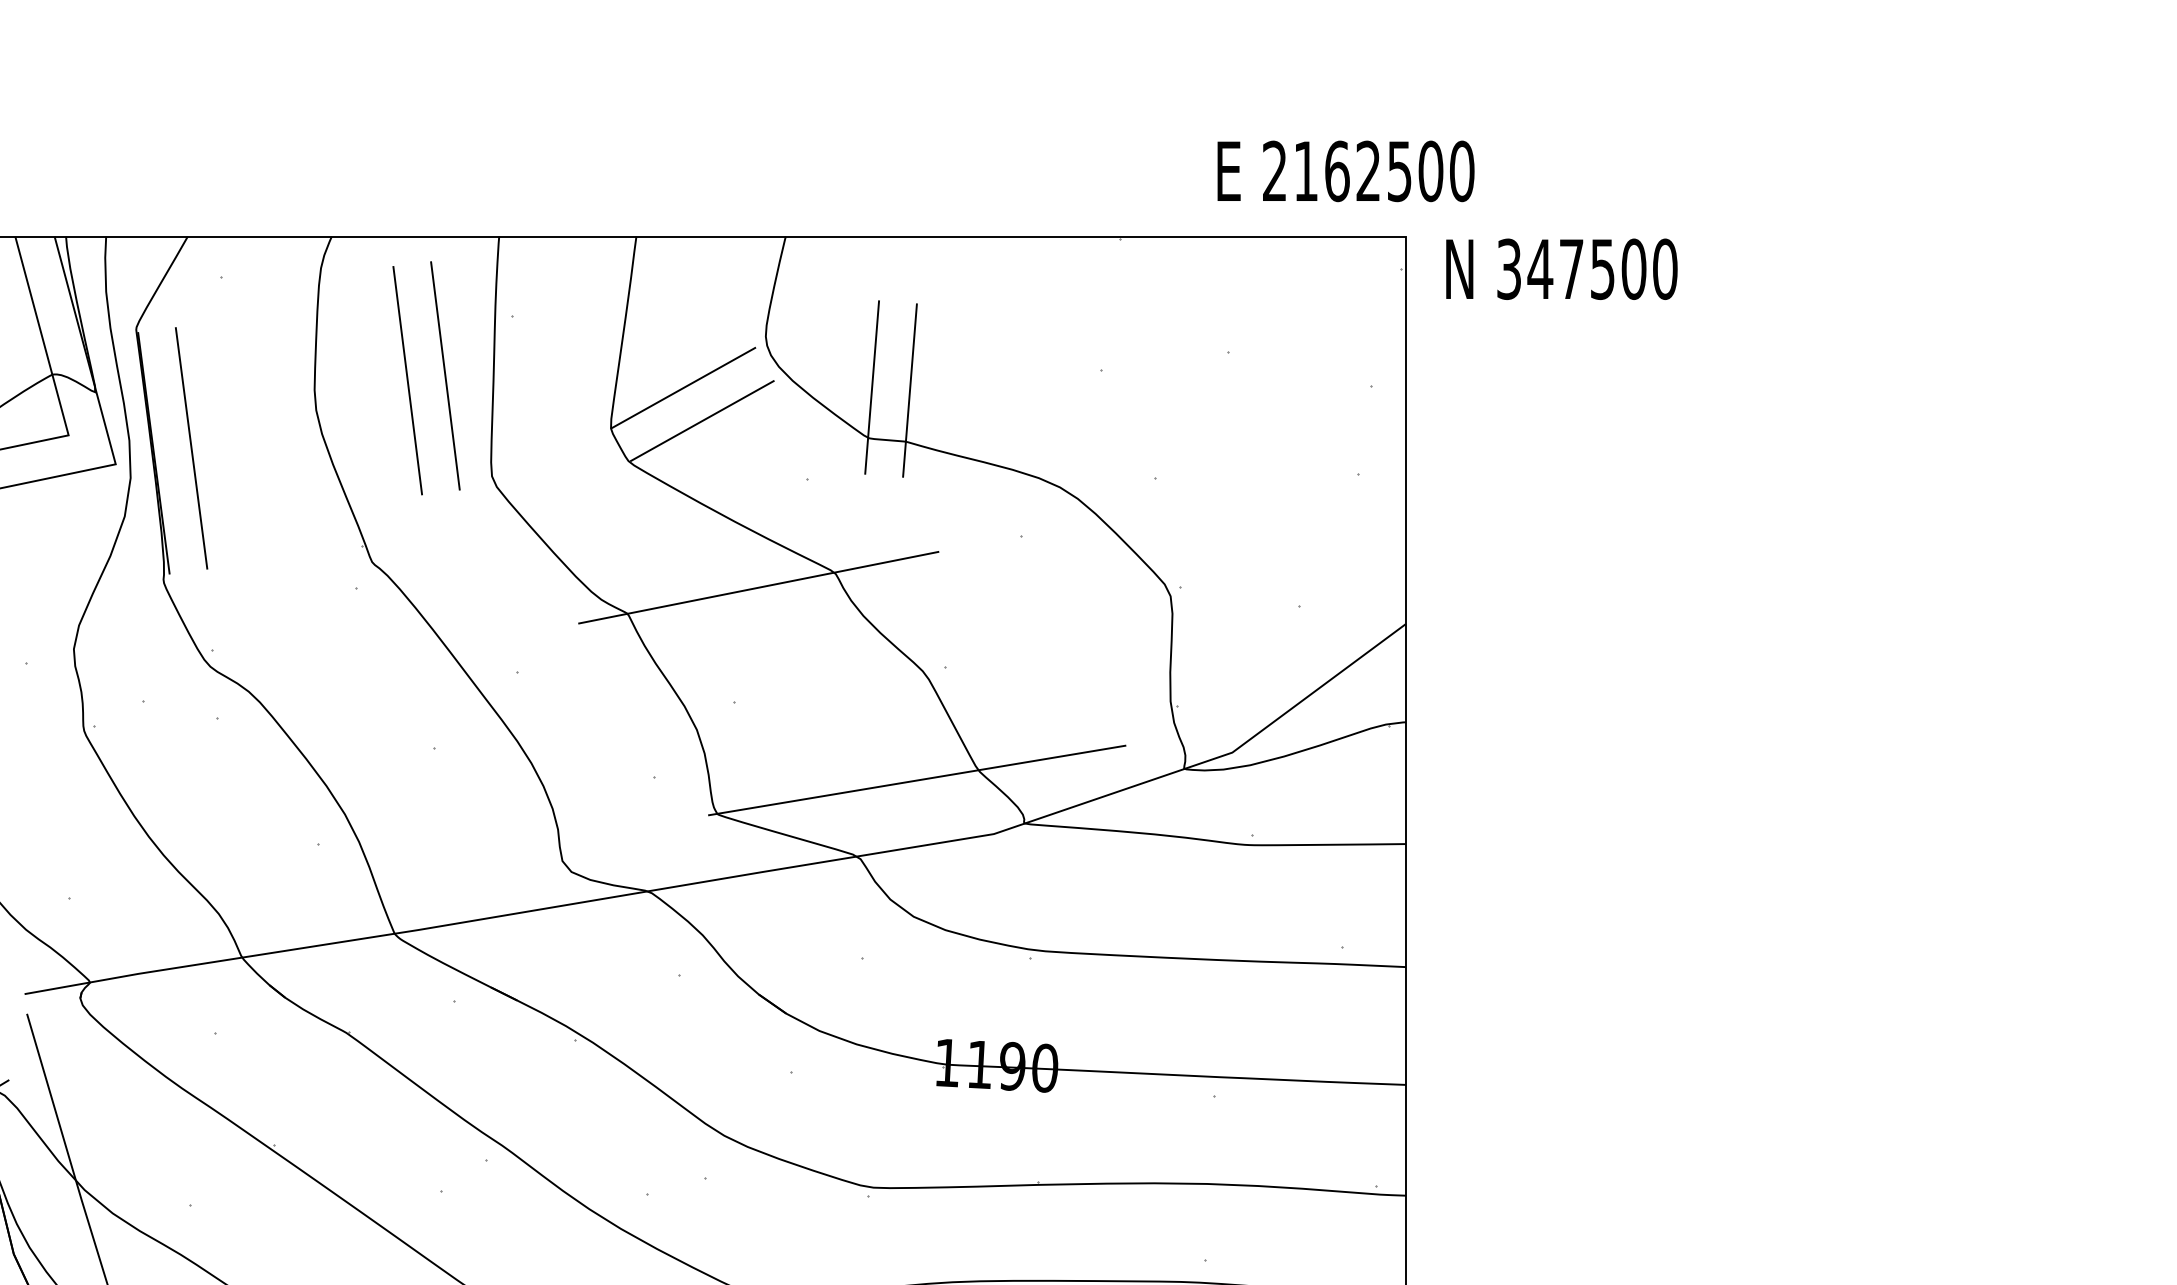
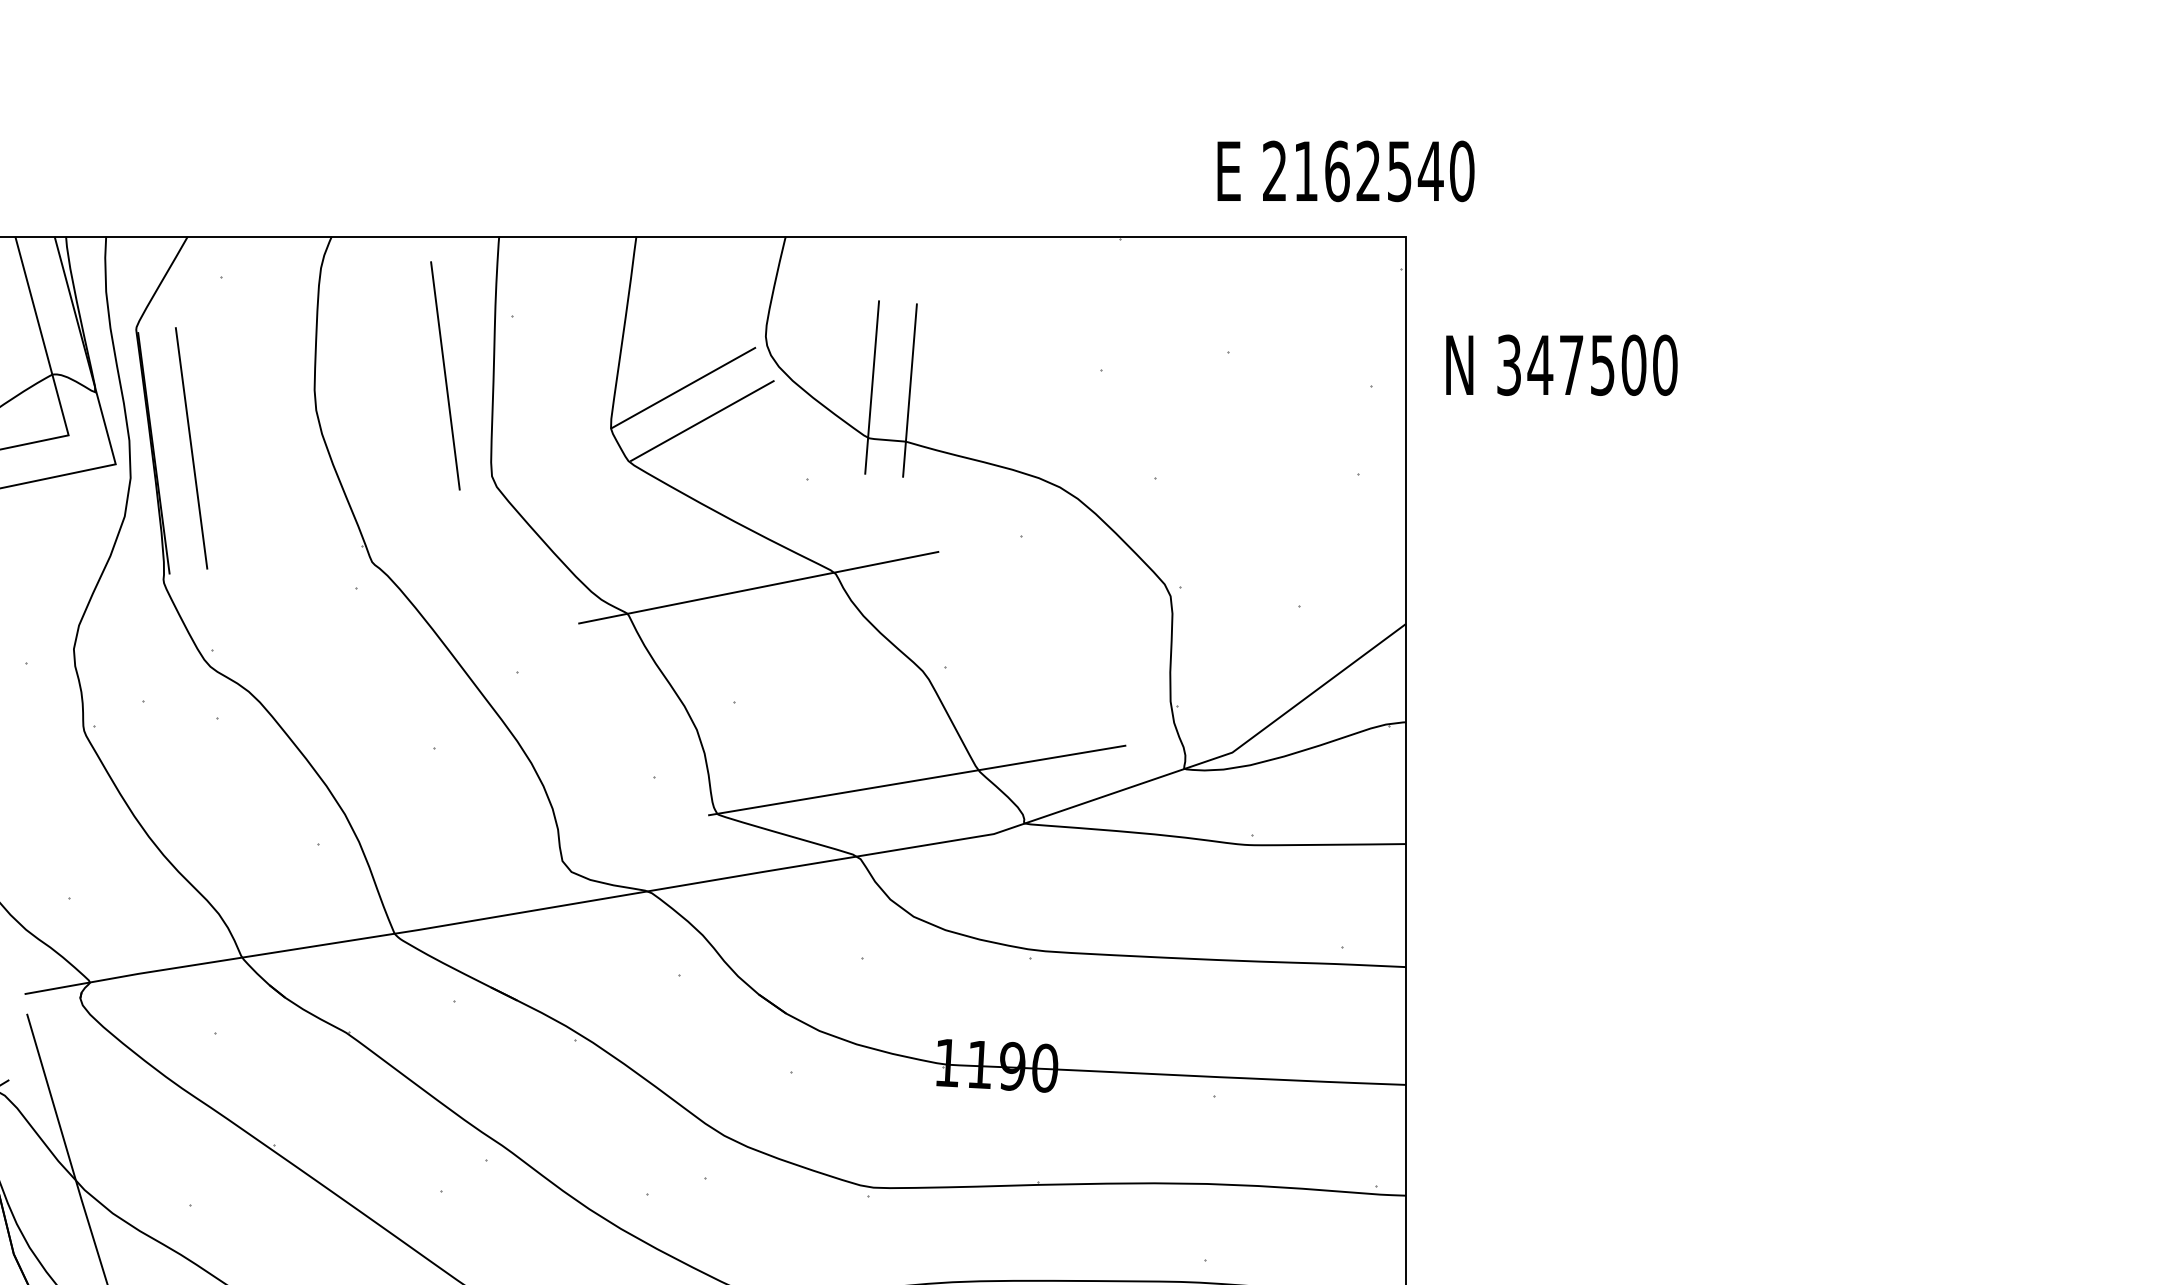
text: 2162500 -> 2162540 (1430, 171)
text position: (1561, 268) -> (1561, 364) (1561, 364)
line: present -> none (407, 380)
